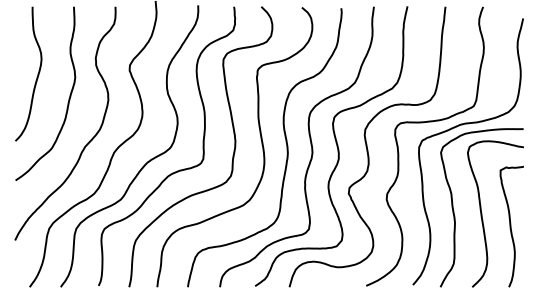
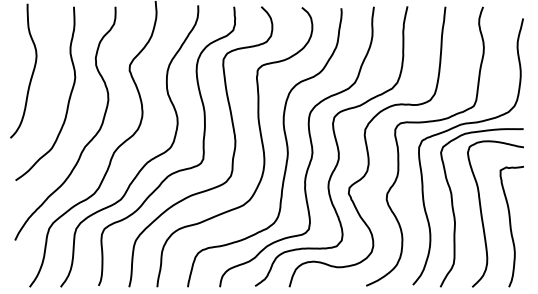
curve position: (36, 77) -> (31, 74) (31, 74)
